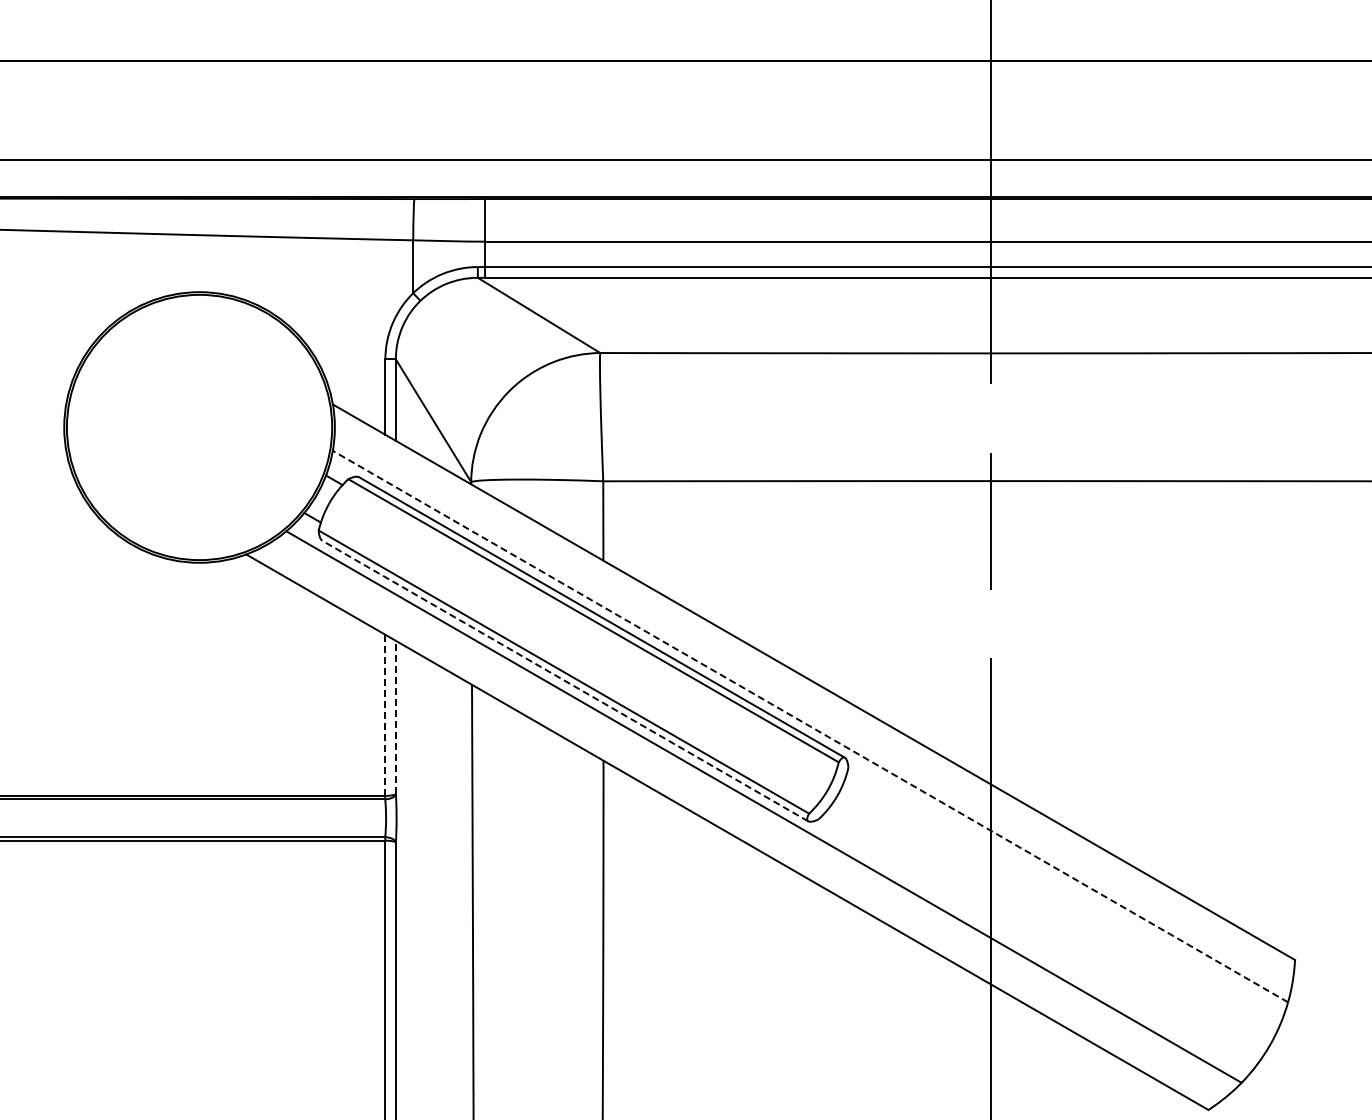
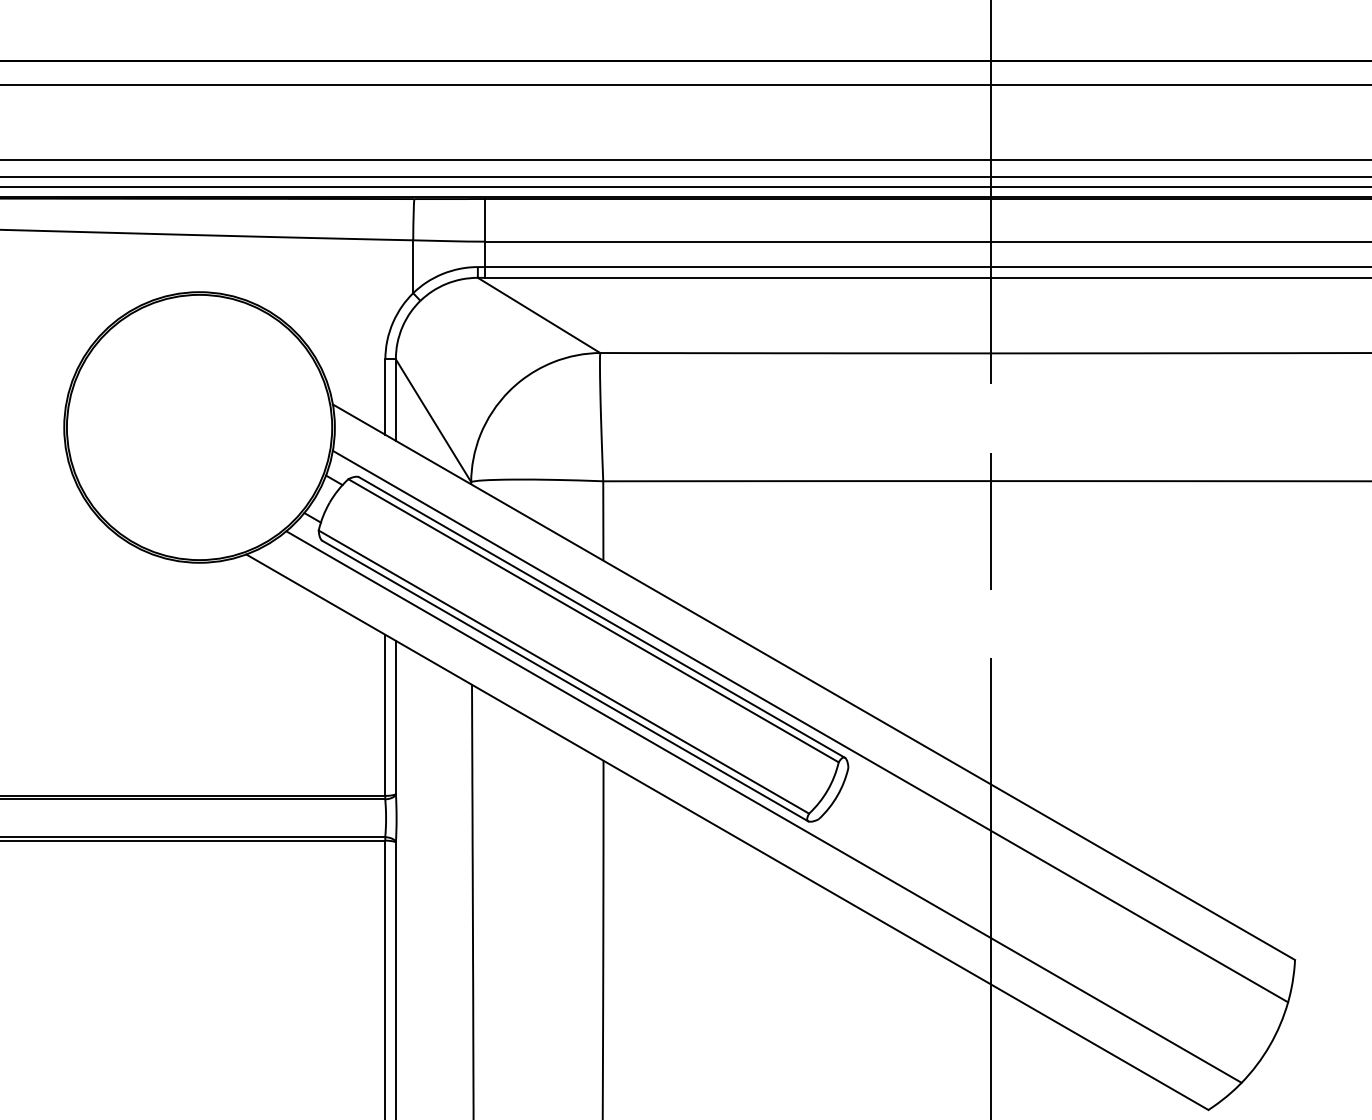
line: none -> present (685, 85)
line: none -> present (685, 176)
line: none -> present (685, 186)
line: dashed -> solid (565, 681)
line: dashed -> solid (385, 715)
line: dashed -> solid (395, 717)
line: dashed -> solid (810, 726)
